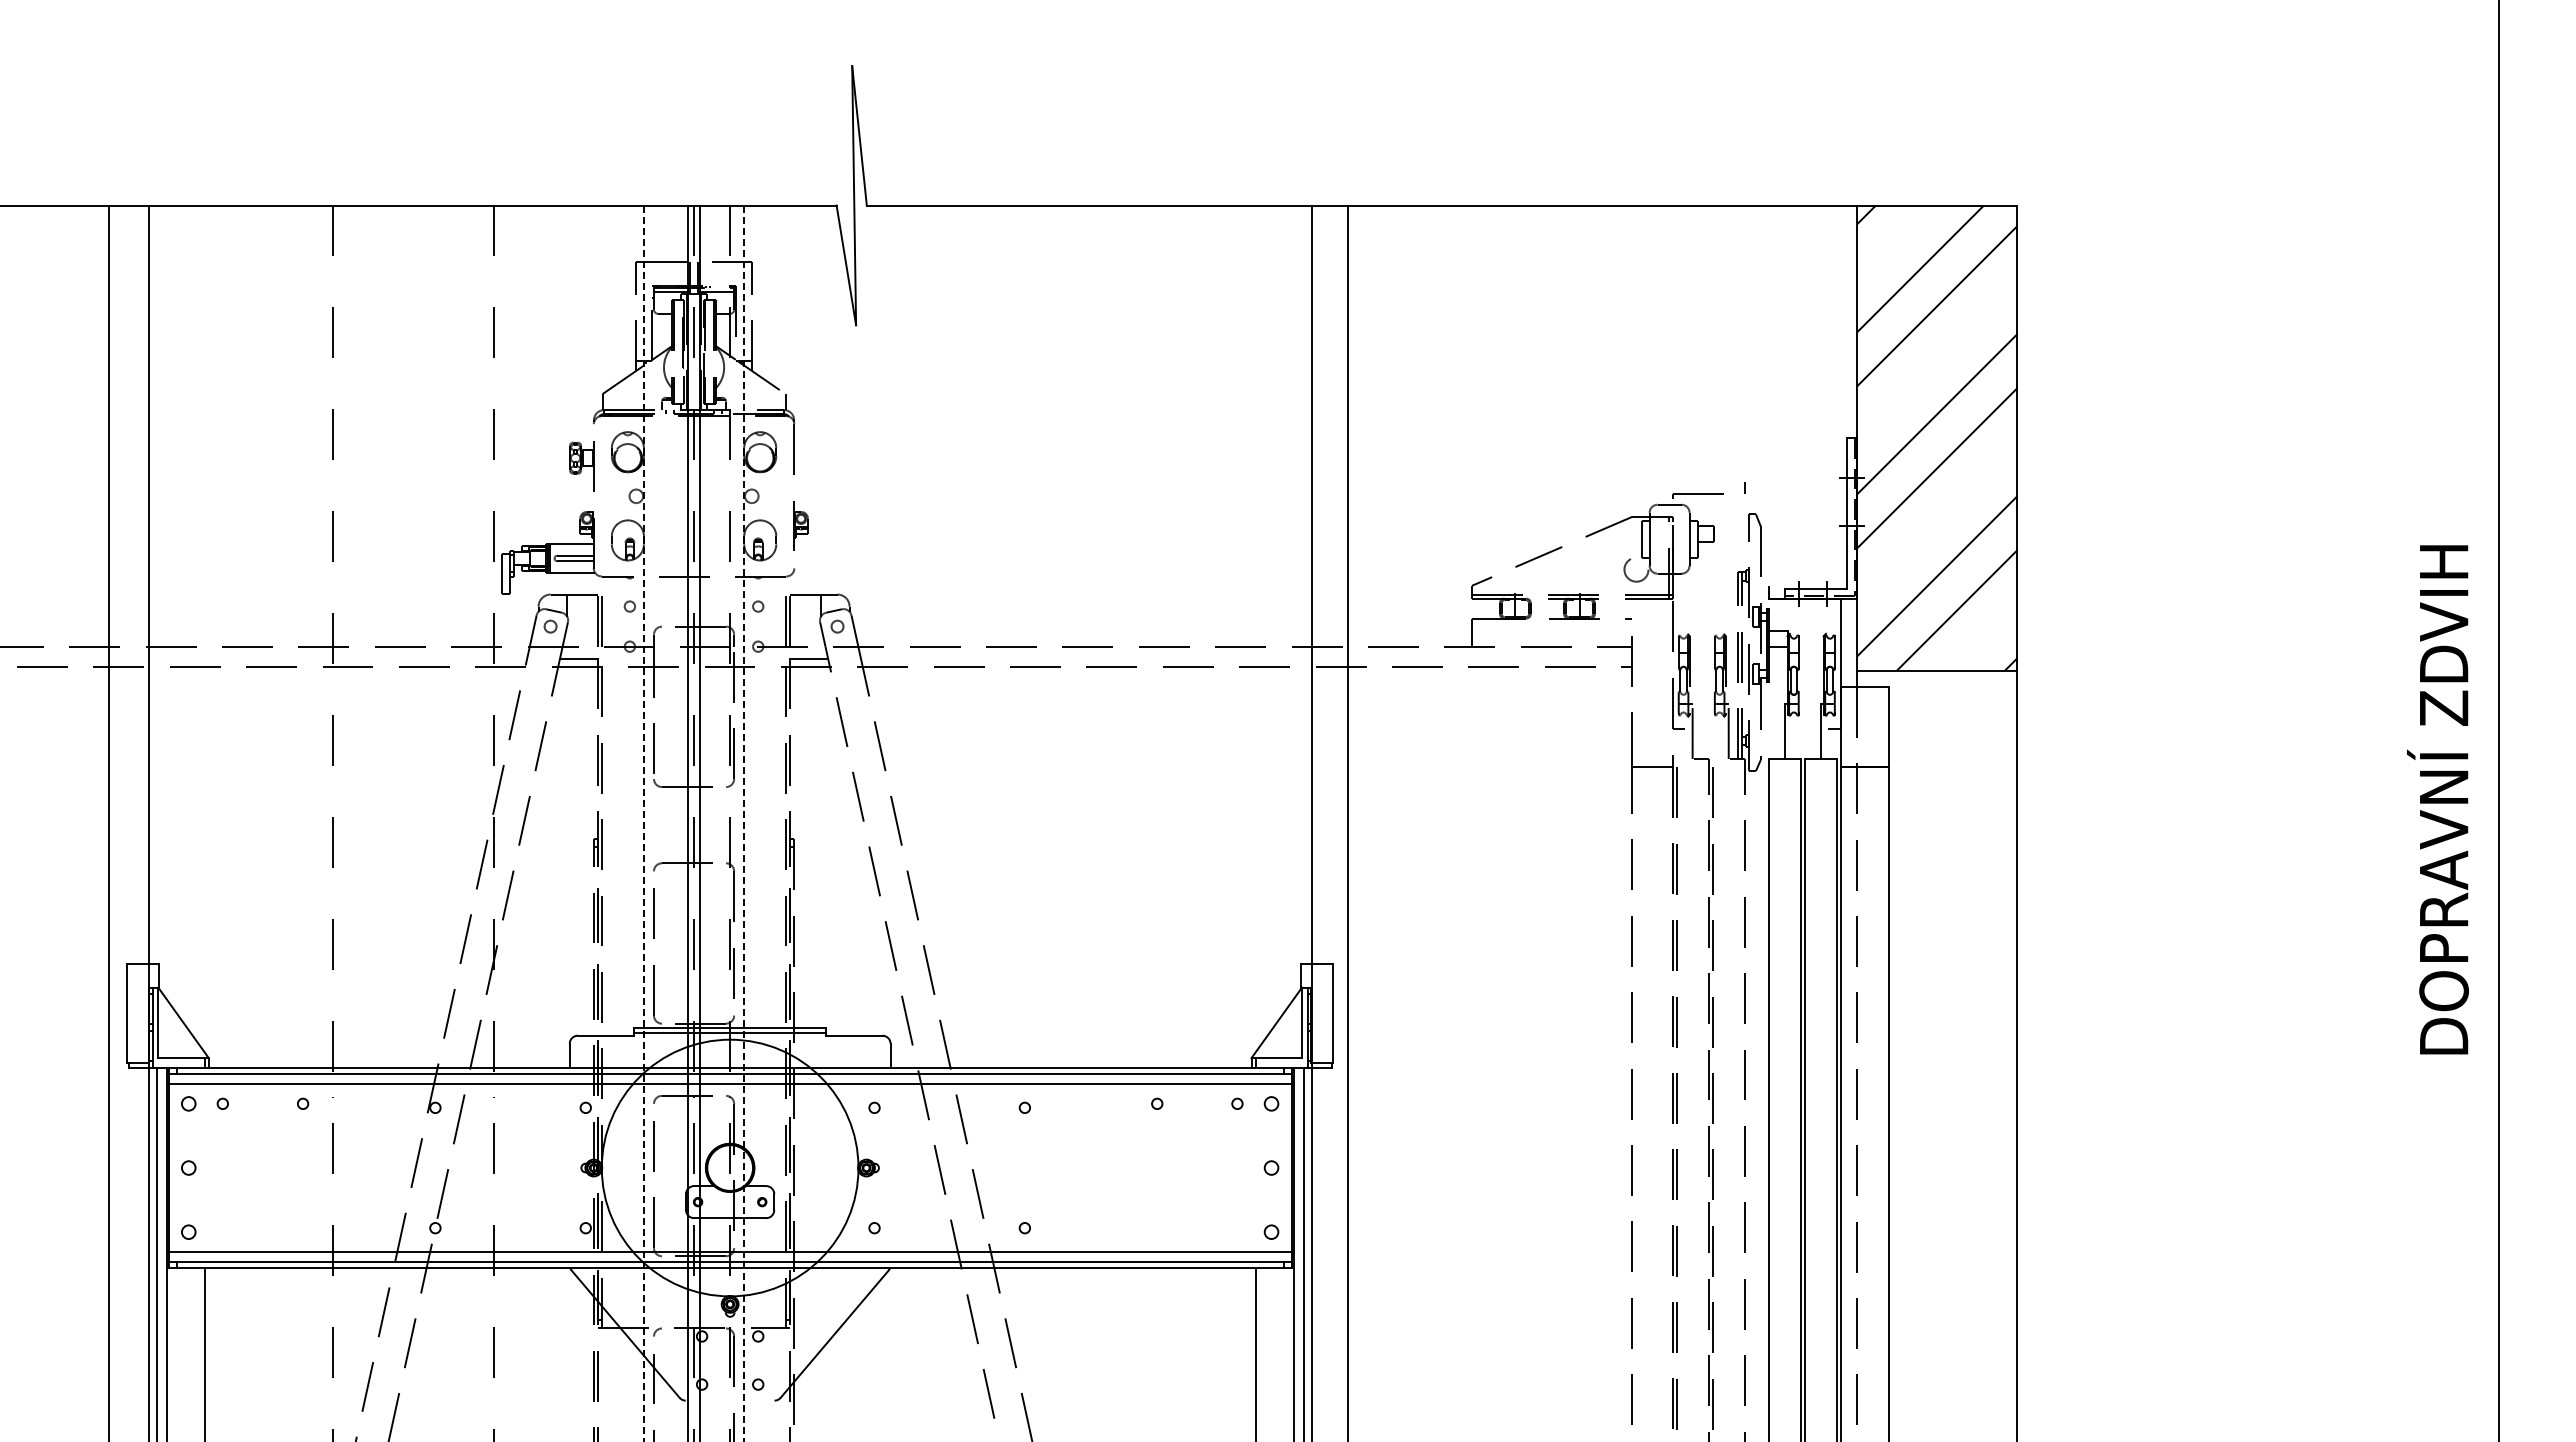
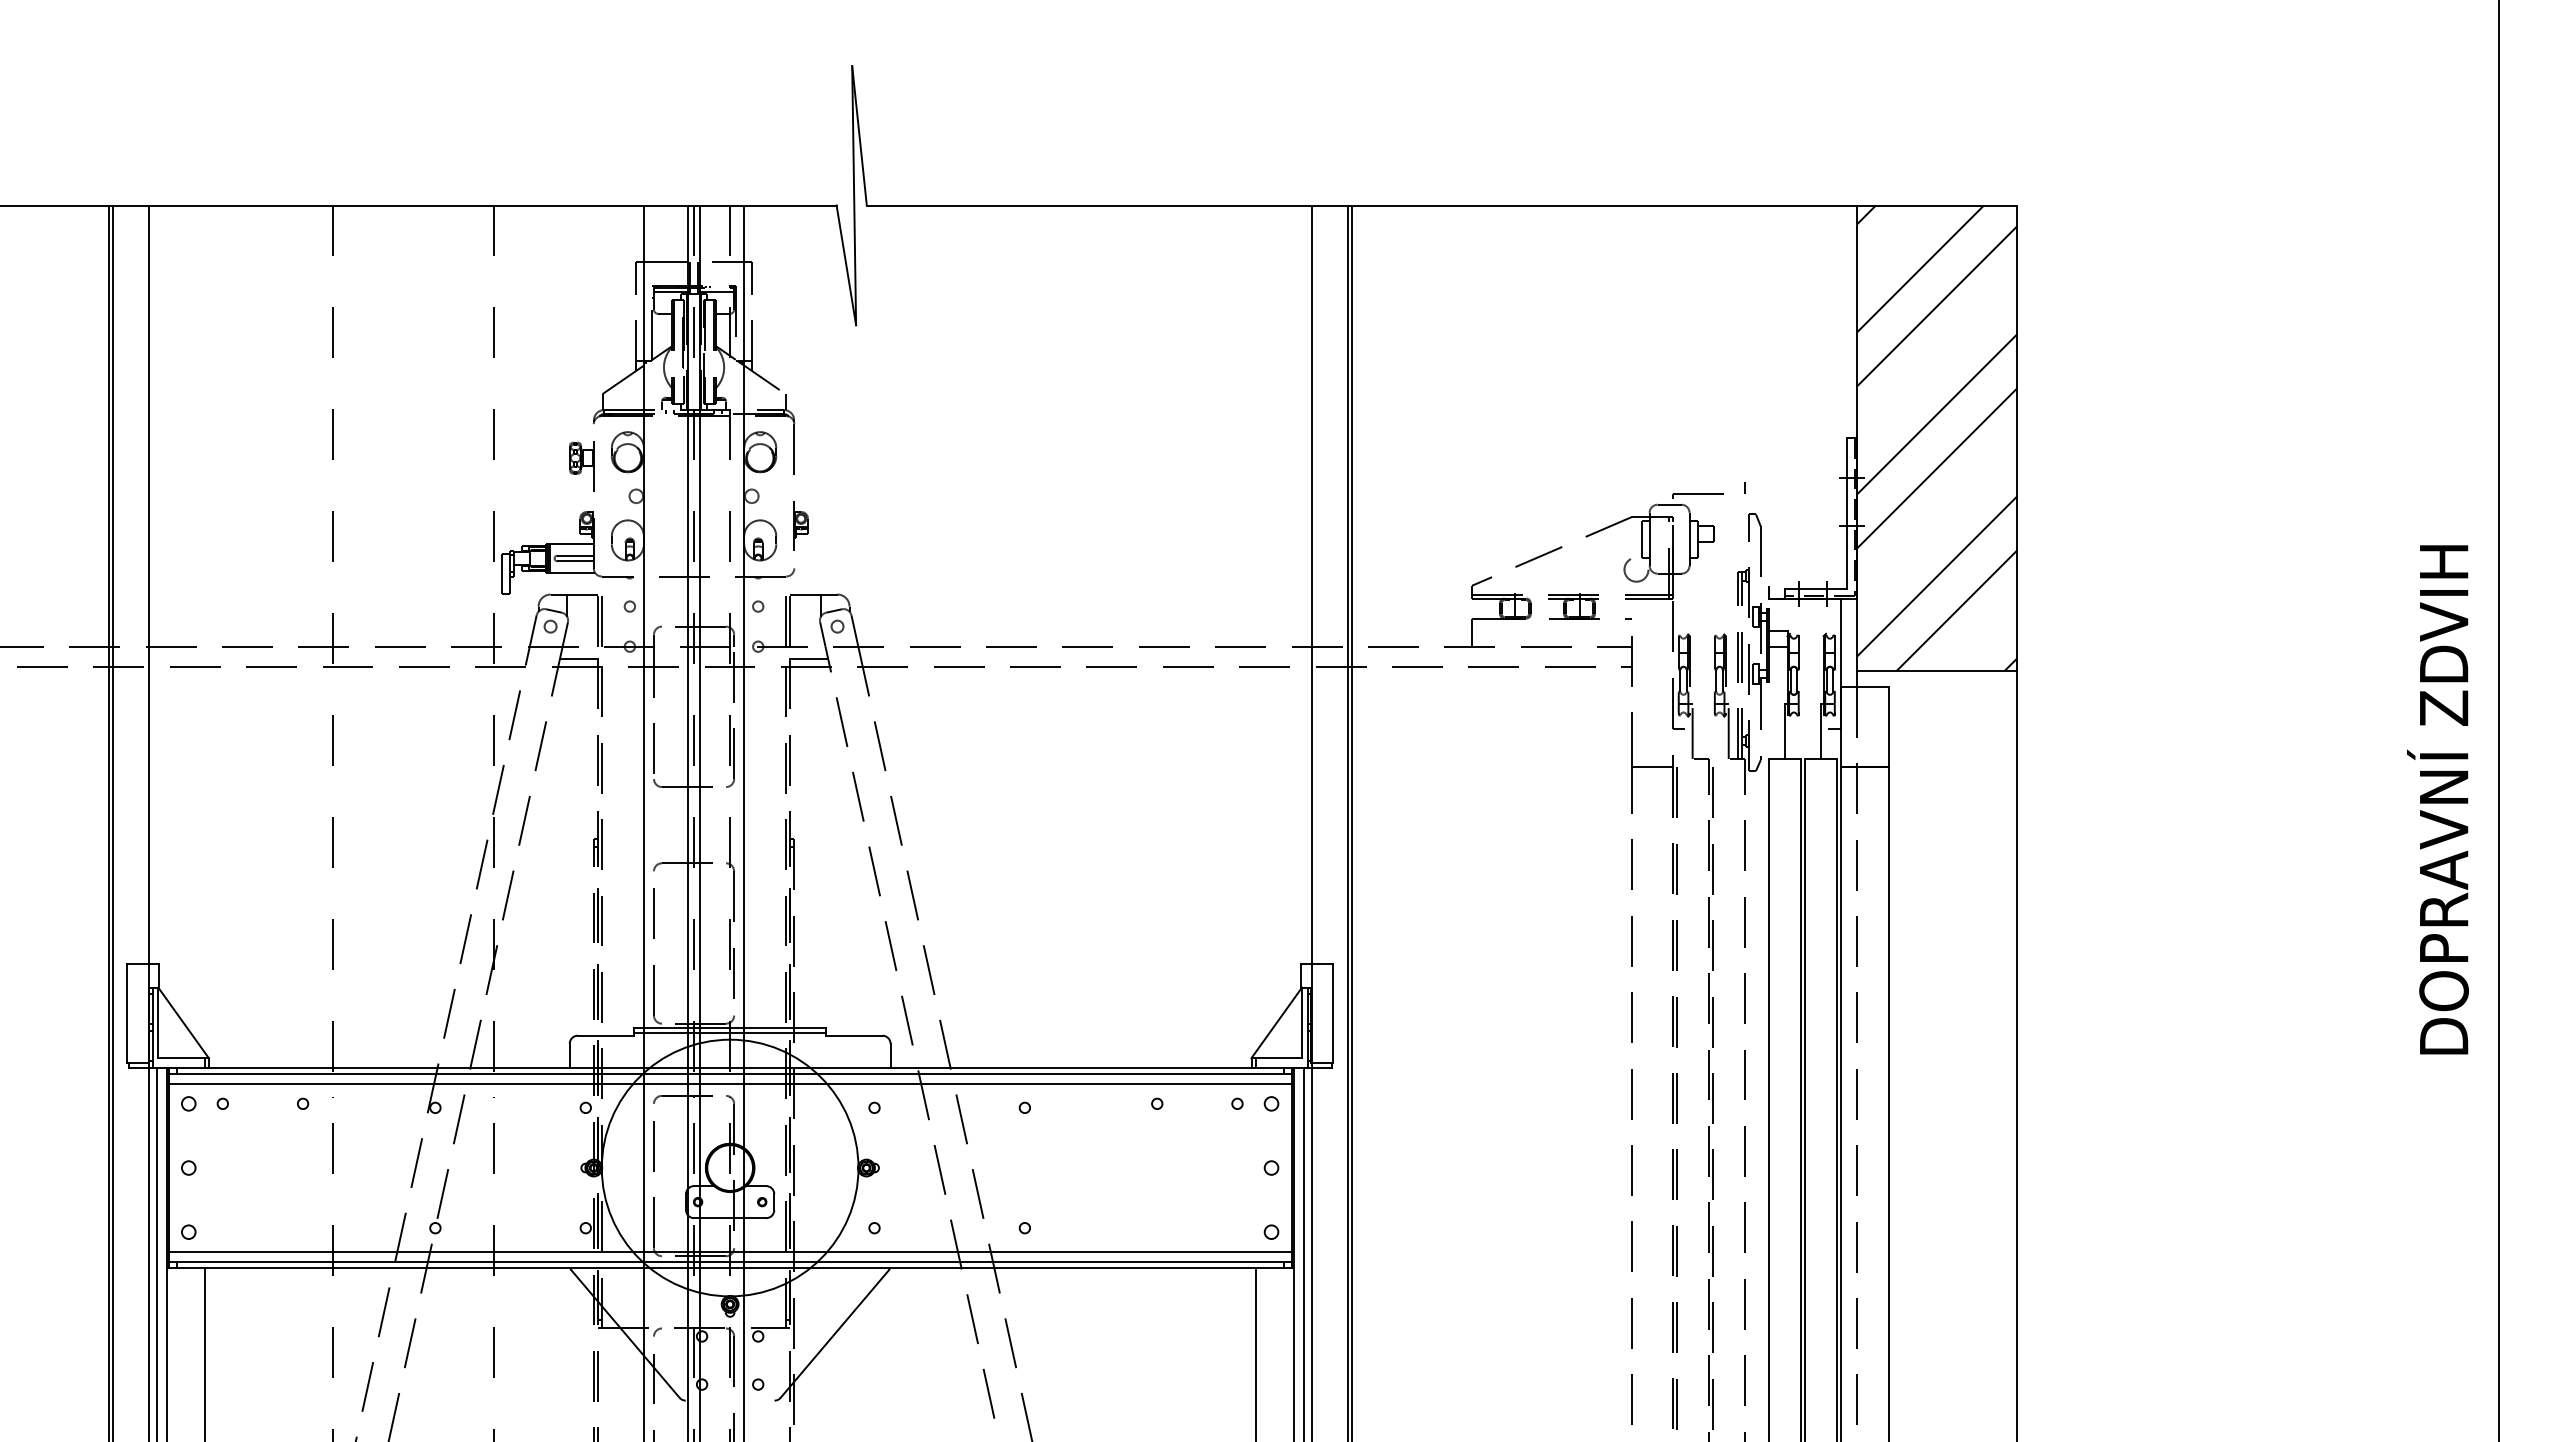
line: none -> present (112, 821)
line: none -> present (1351, 821)
line: dashed -> solid (643, 823)
line: dashed -> solid (744, 823)
